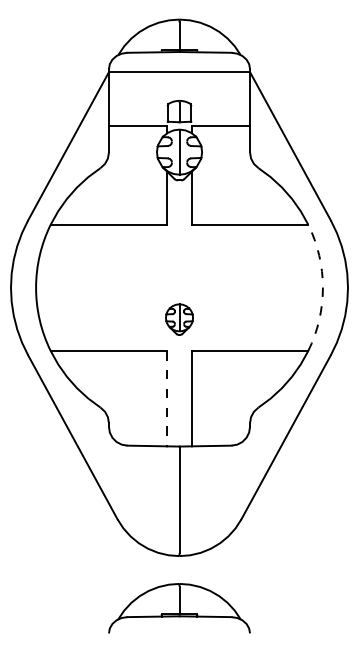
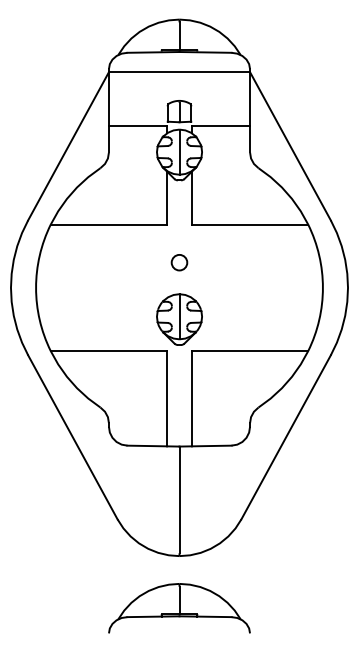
circle: none -> present (179, 262)
arc: dashed -> solid (322, 287)
part size: 29x33 px -> 47x53 px (179, 319)
line: dashed -> solid (167, 398)
